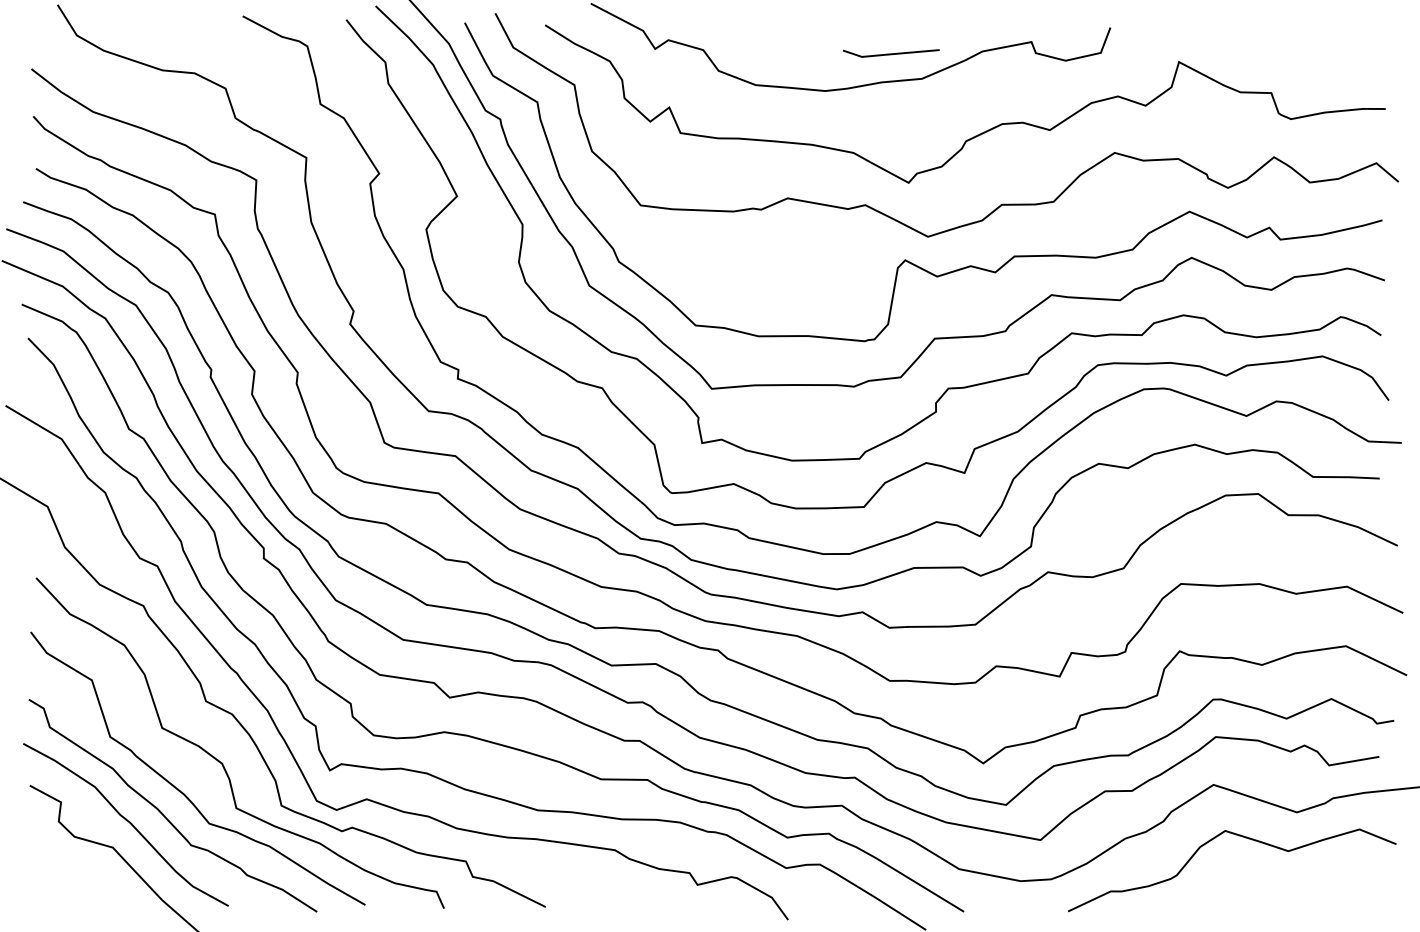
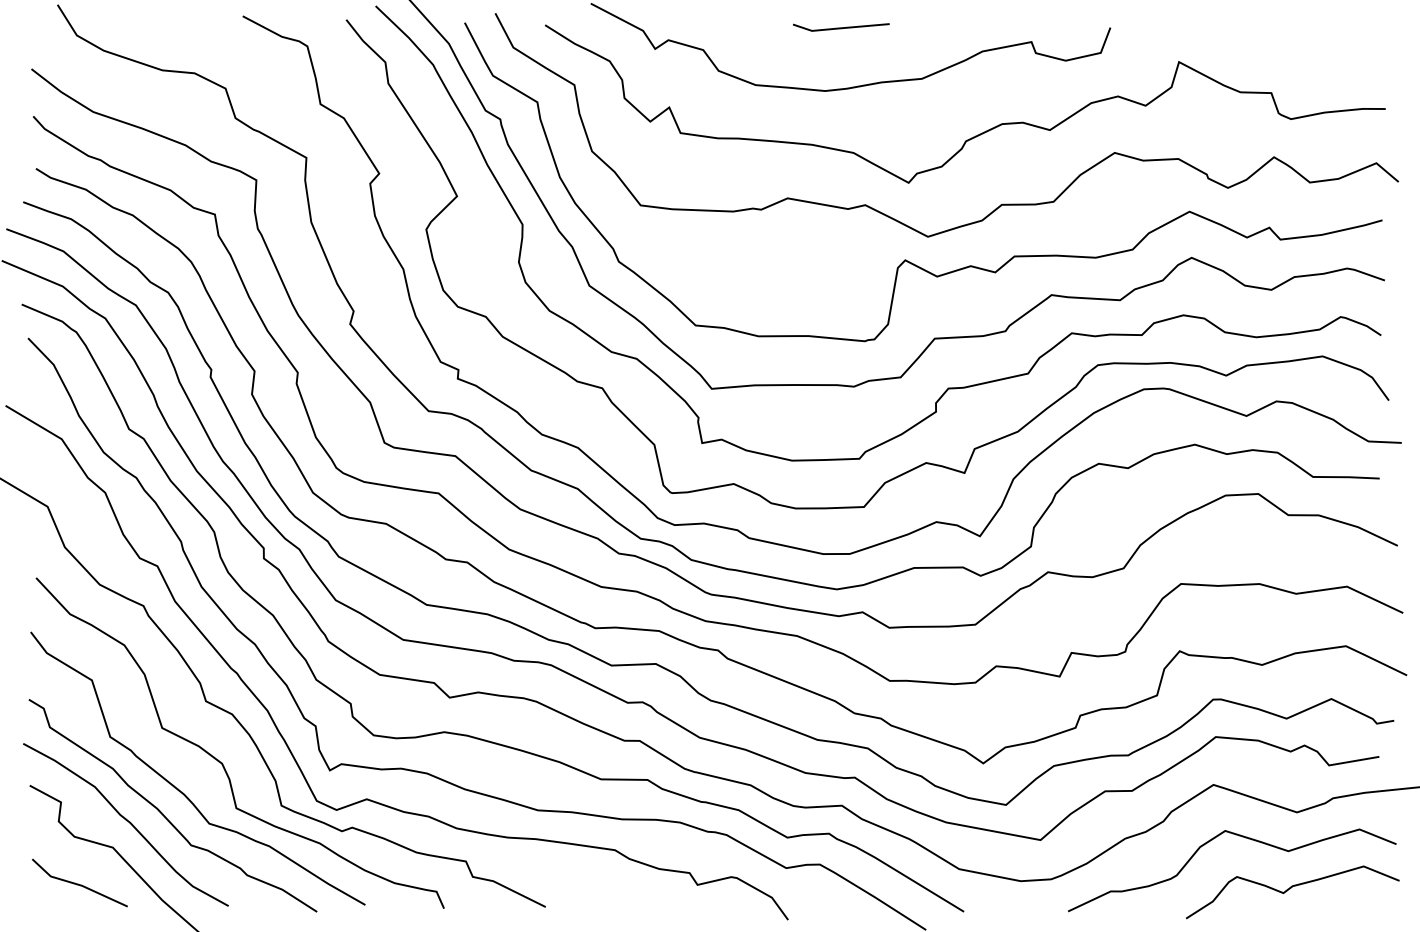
line position: (891, 53) -> (841, 27) (841, 27)
line: none -> present (78, 883)
curve: none -> present (1290, 889)
